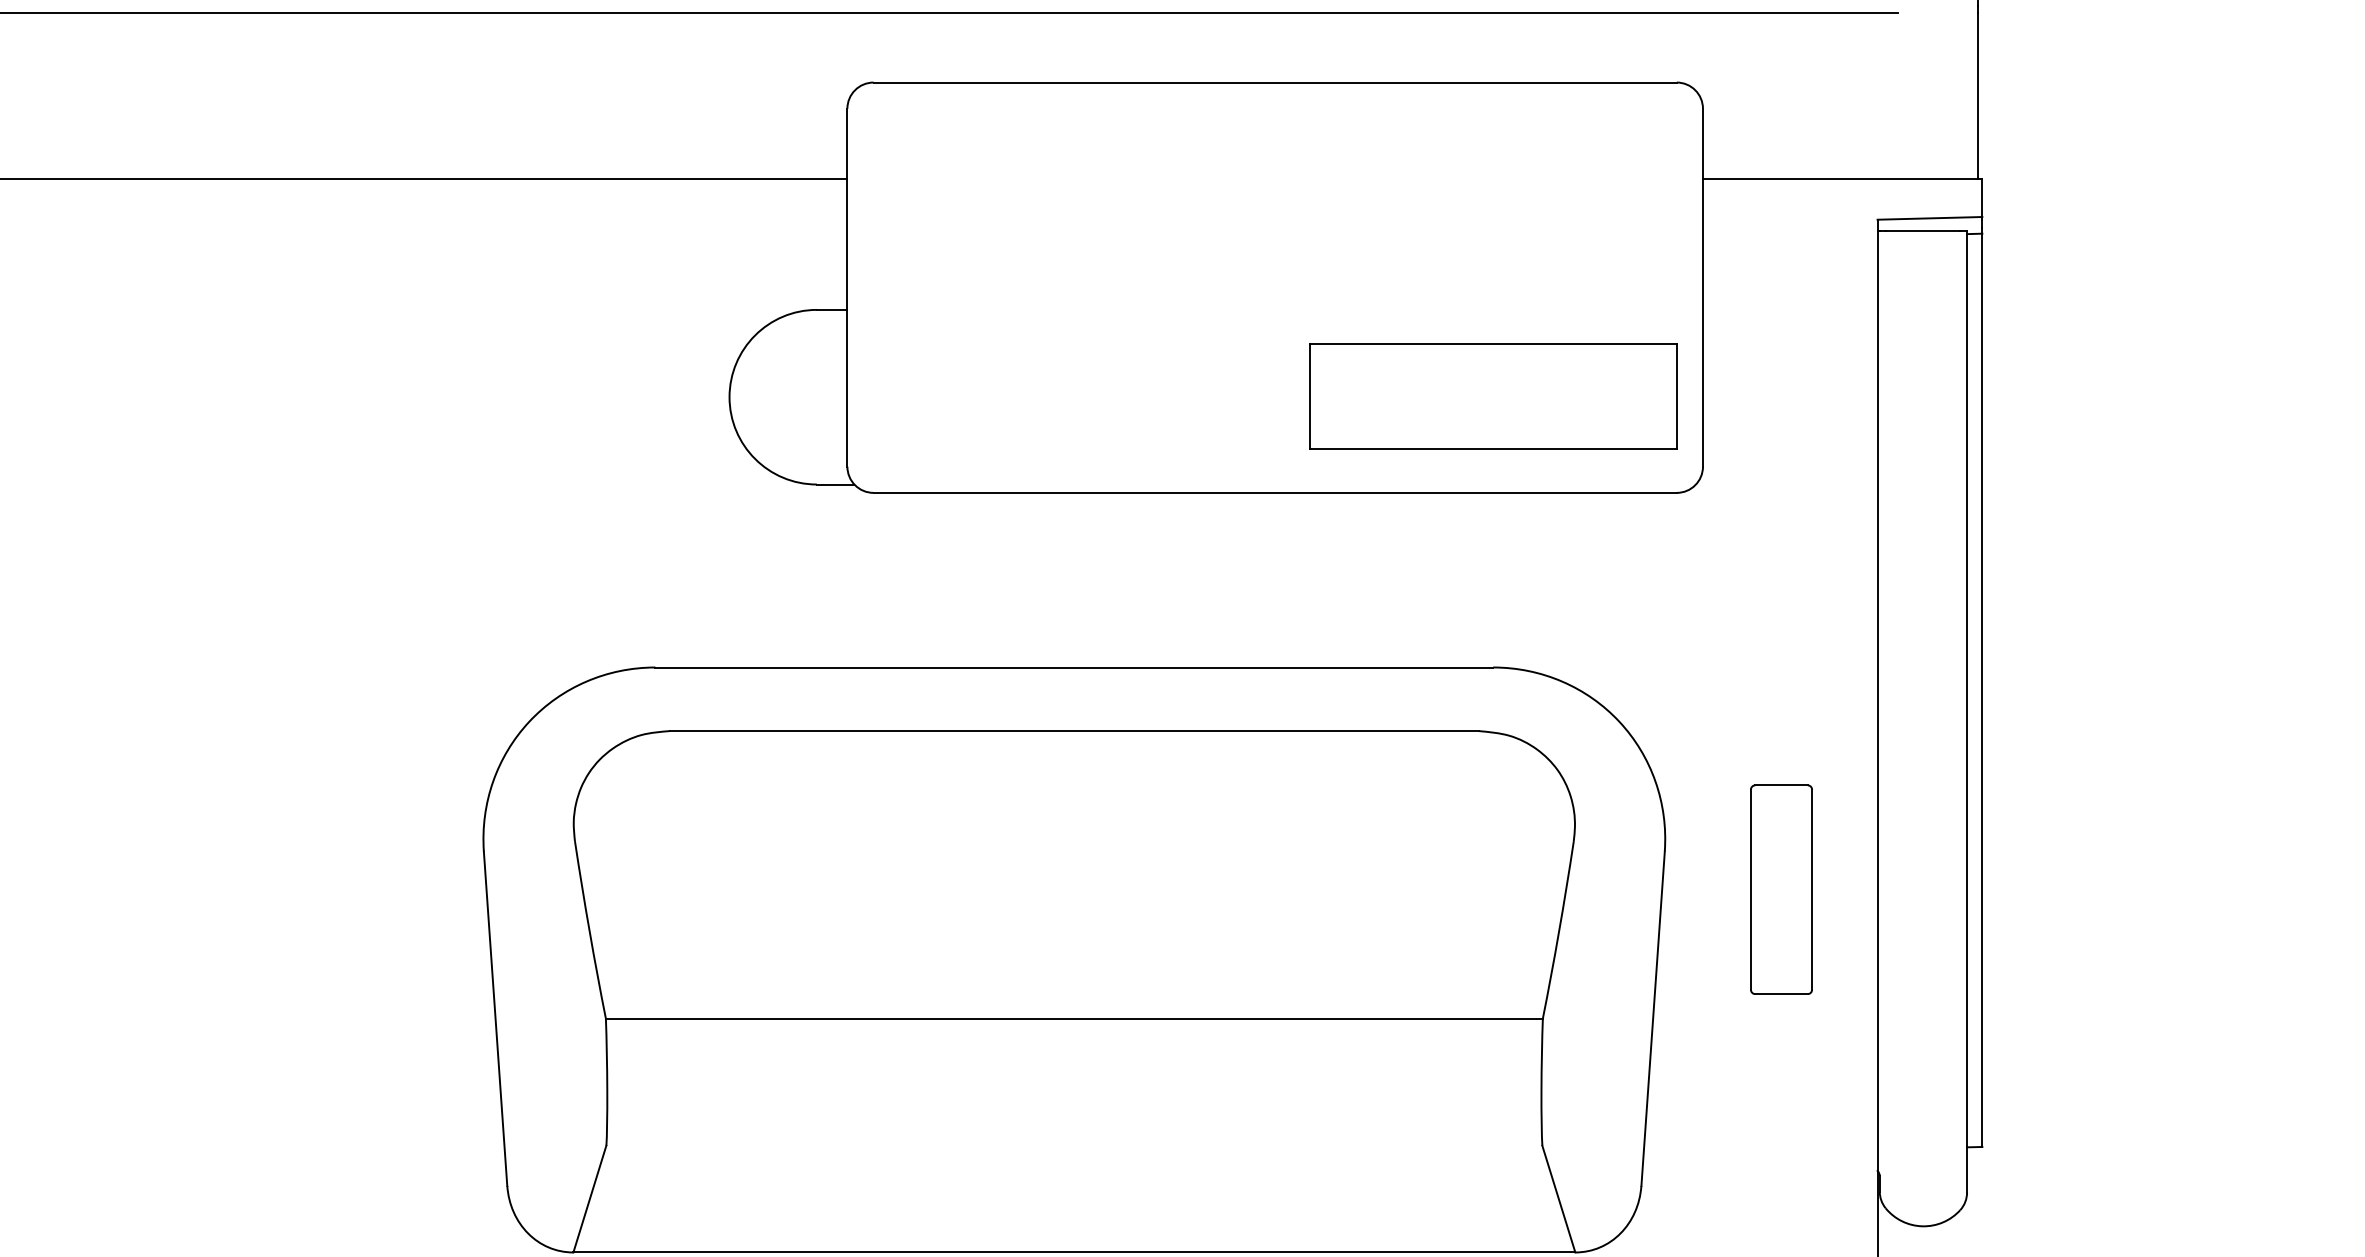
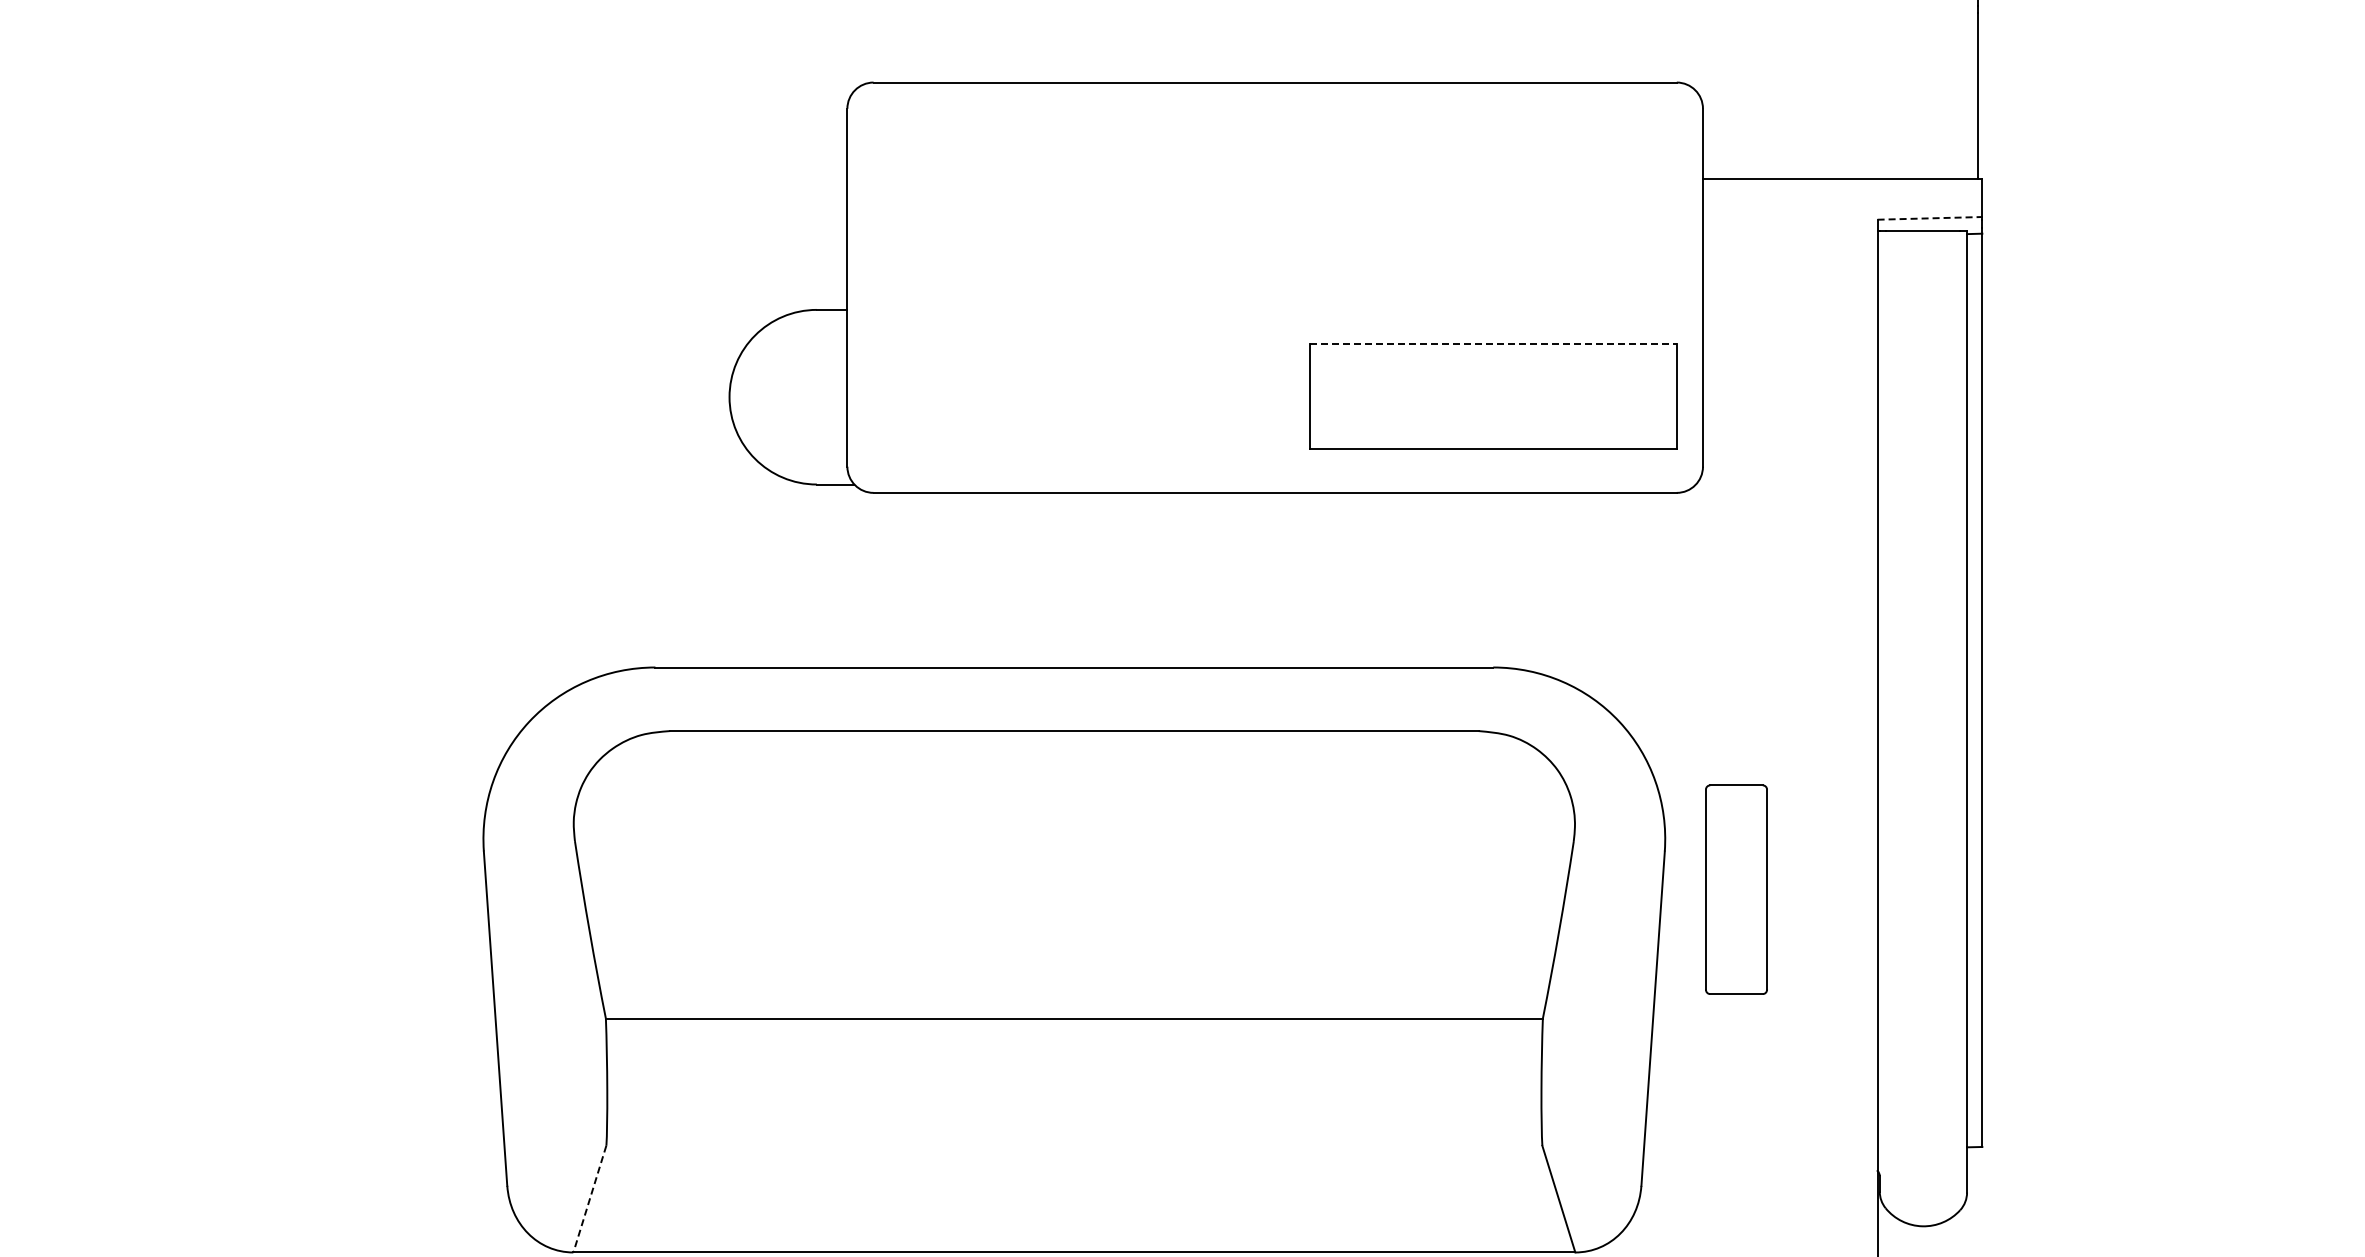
line: present -> none (950, 13)
line: present -> none (424, 178)
line: solid -> dashed (1930, 218)
line: solid -> dashed (1493, 344)
part position: (1781, 889) -> (1736, 889) (1736, 889)
line: solid -> dashed (589, 1199)
